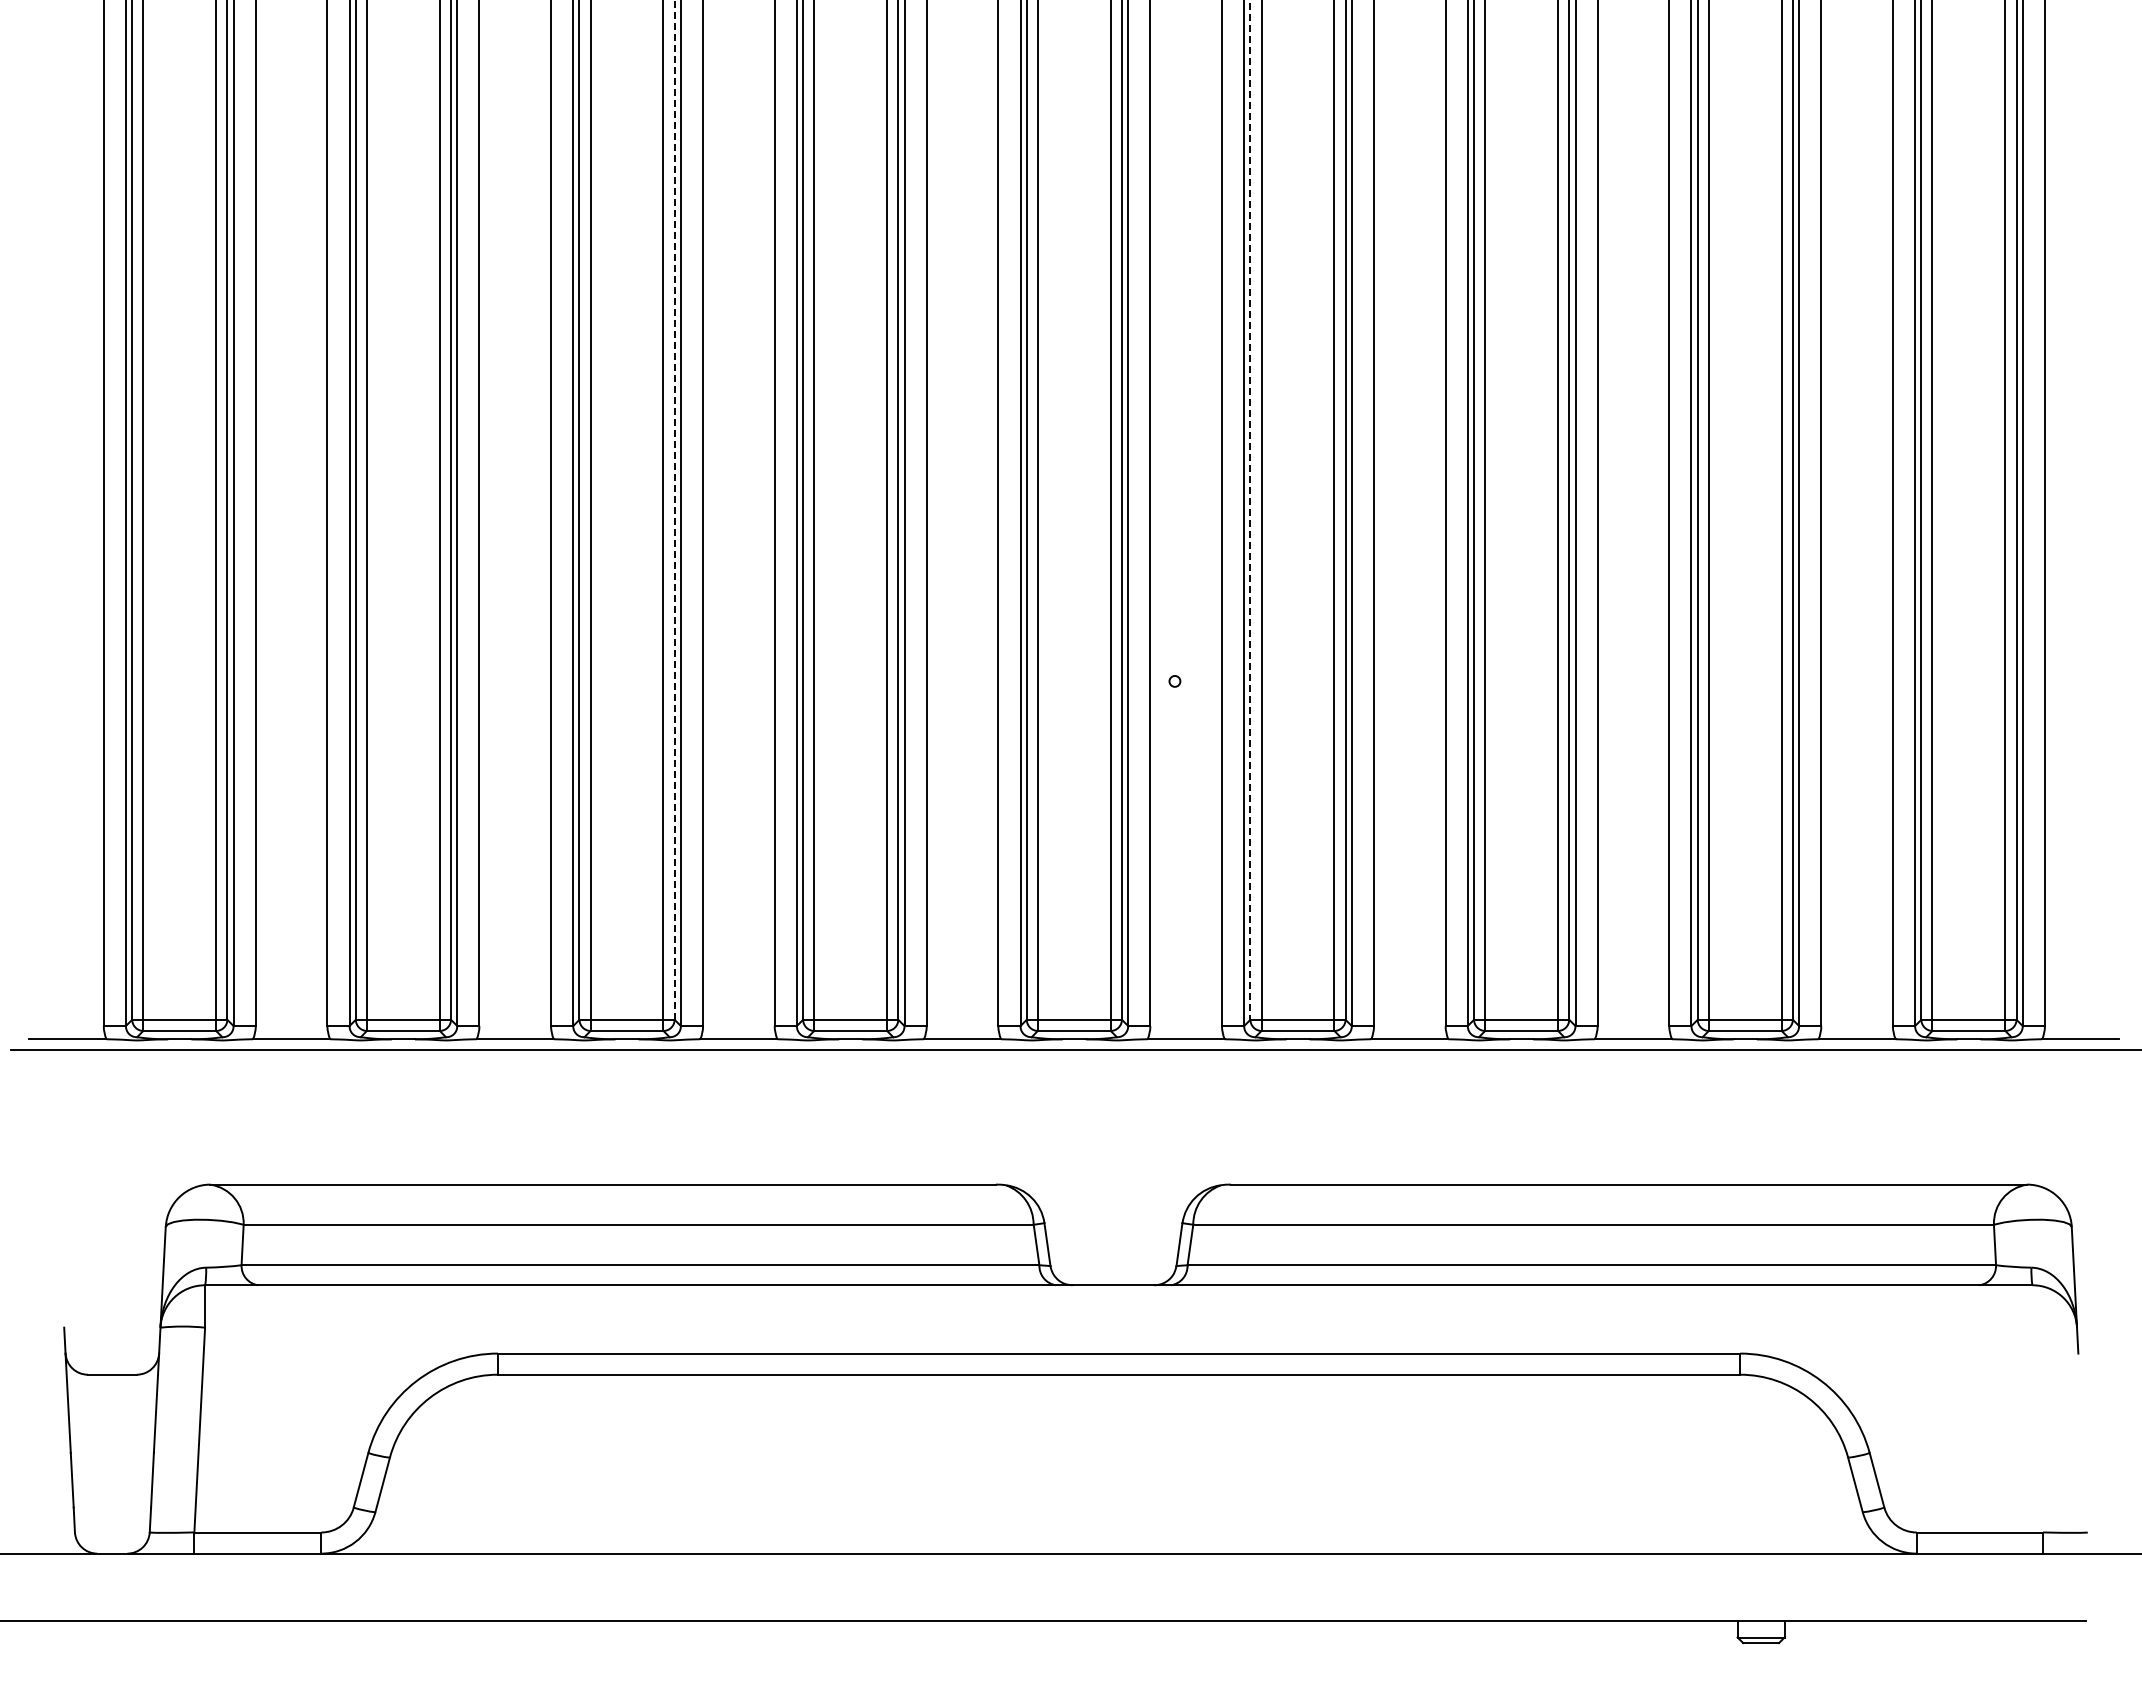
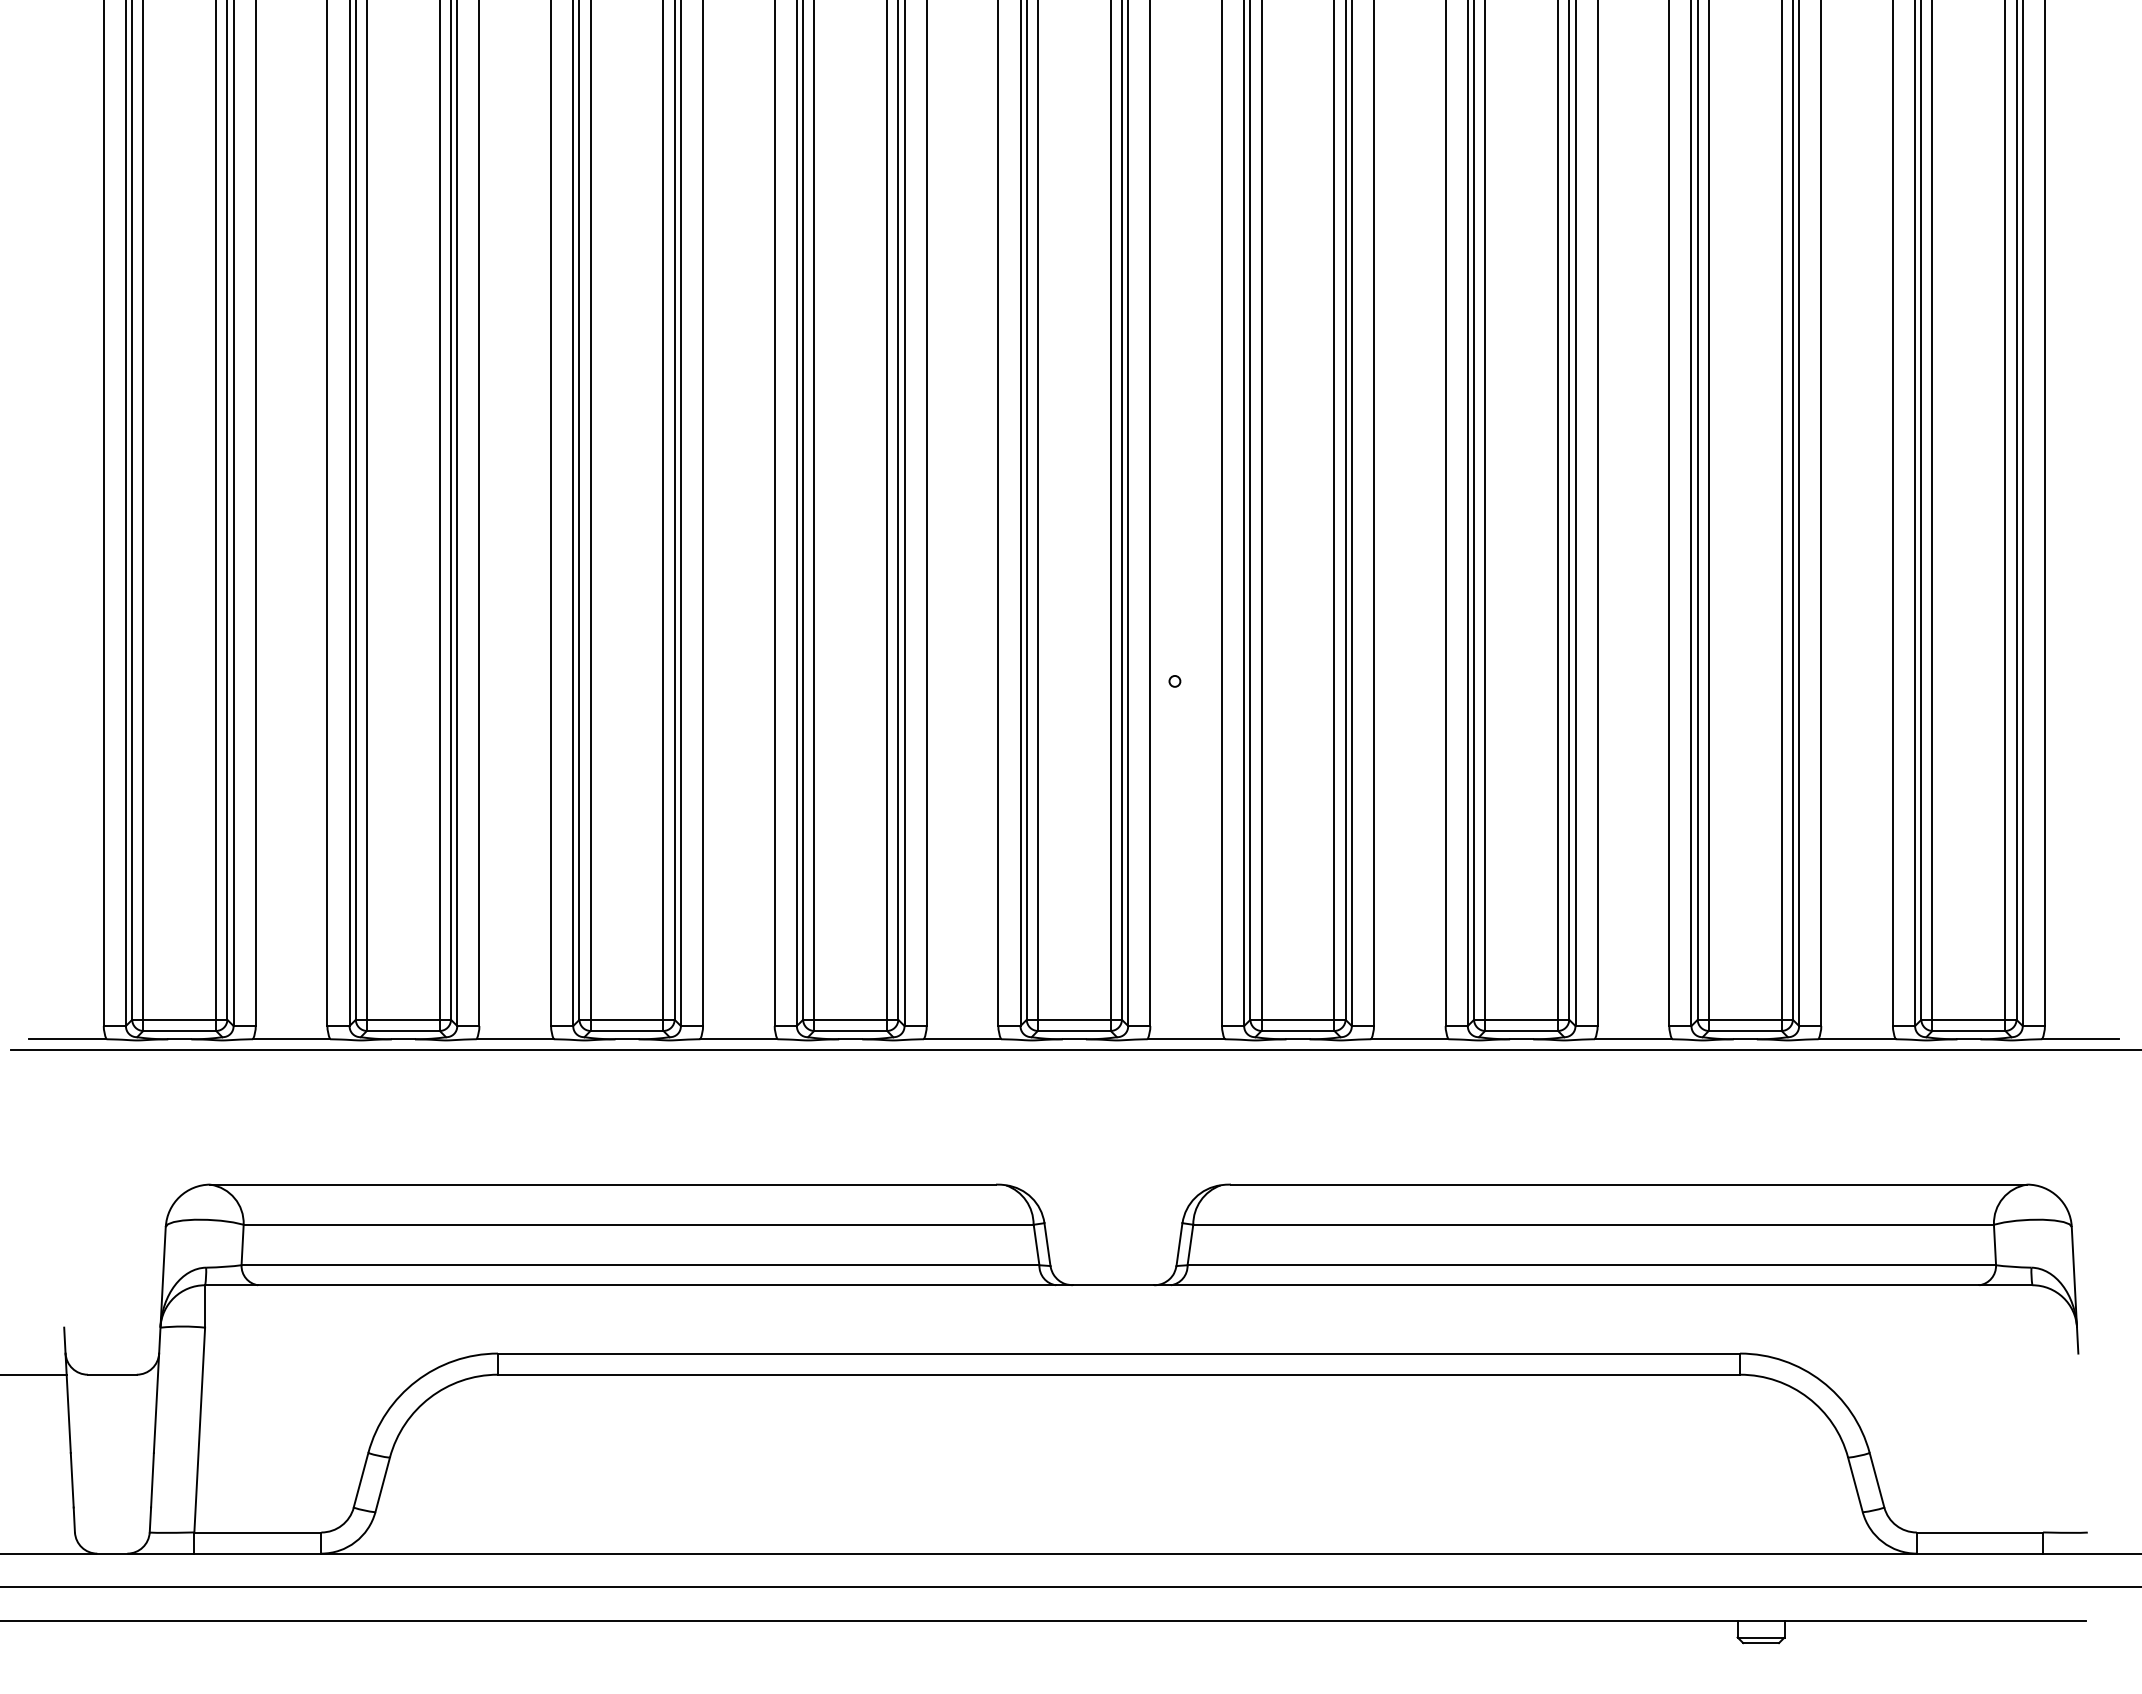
line: dashed -> solid (674, 509)
line: dashed -> solid (1250, 510)
line: none -> present (34, 1374)
line: none -> present (1070, 1587)
